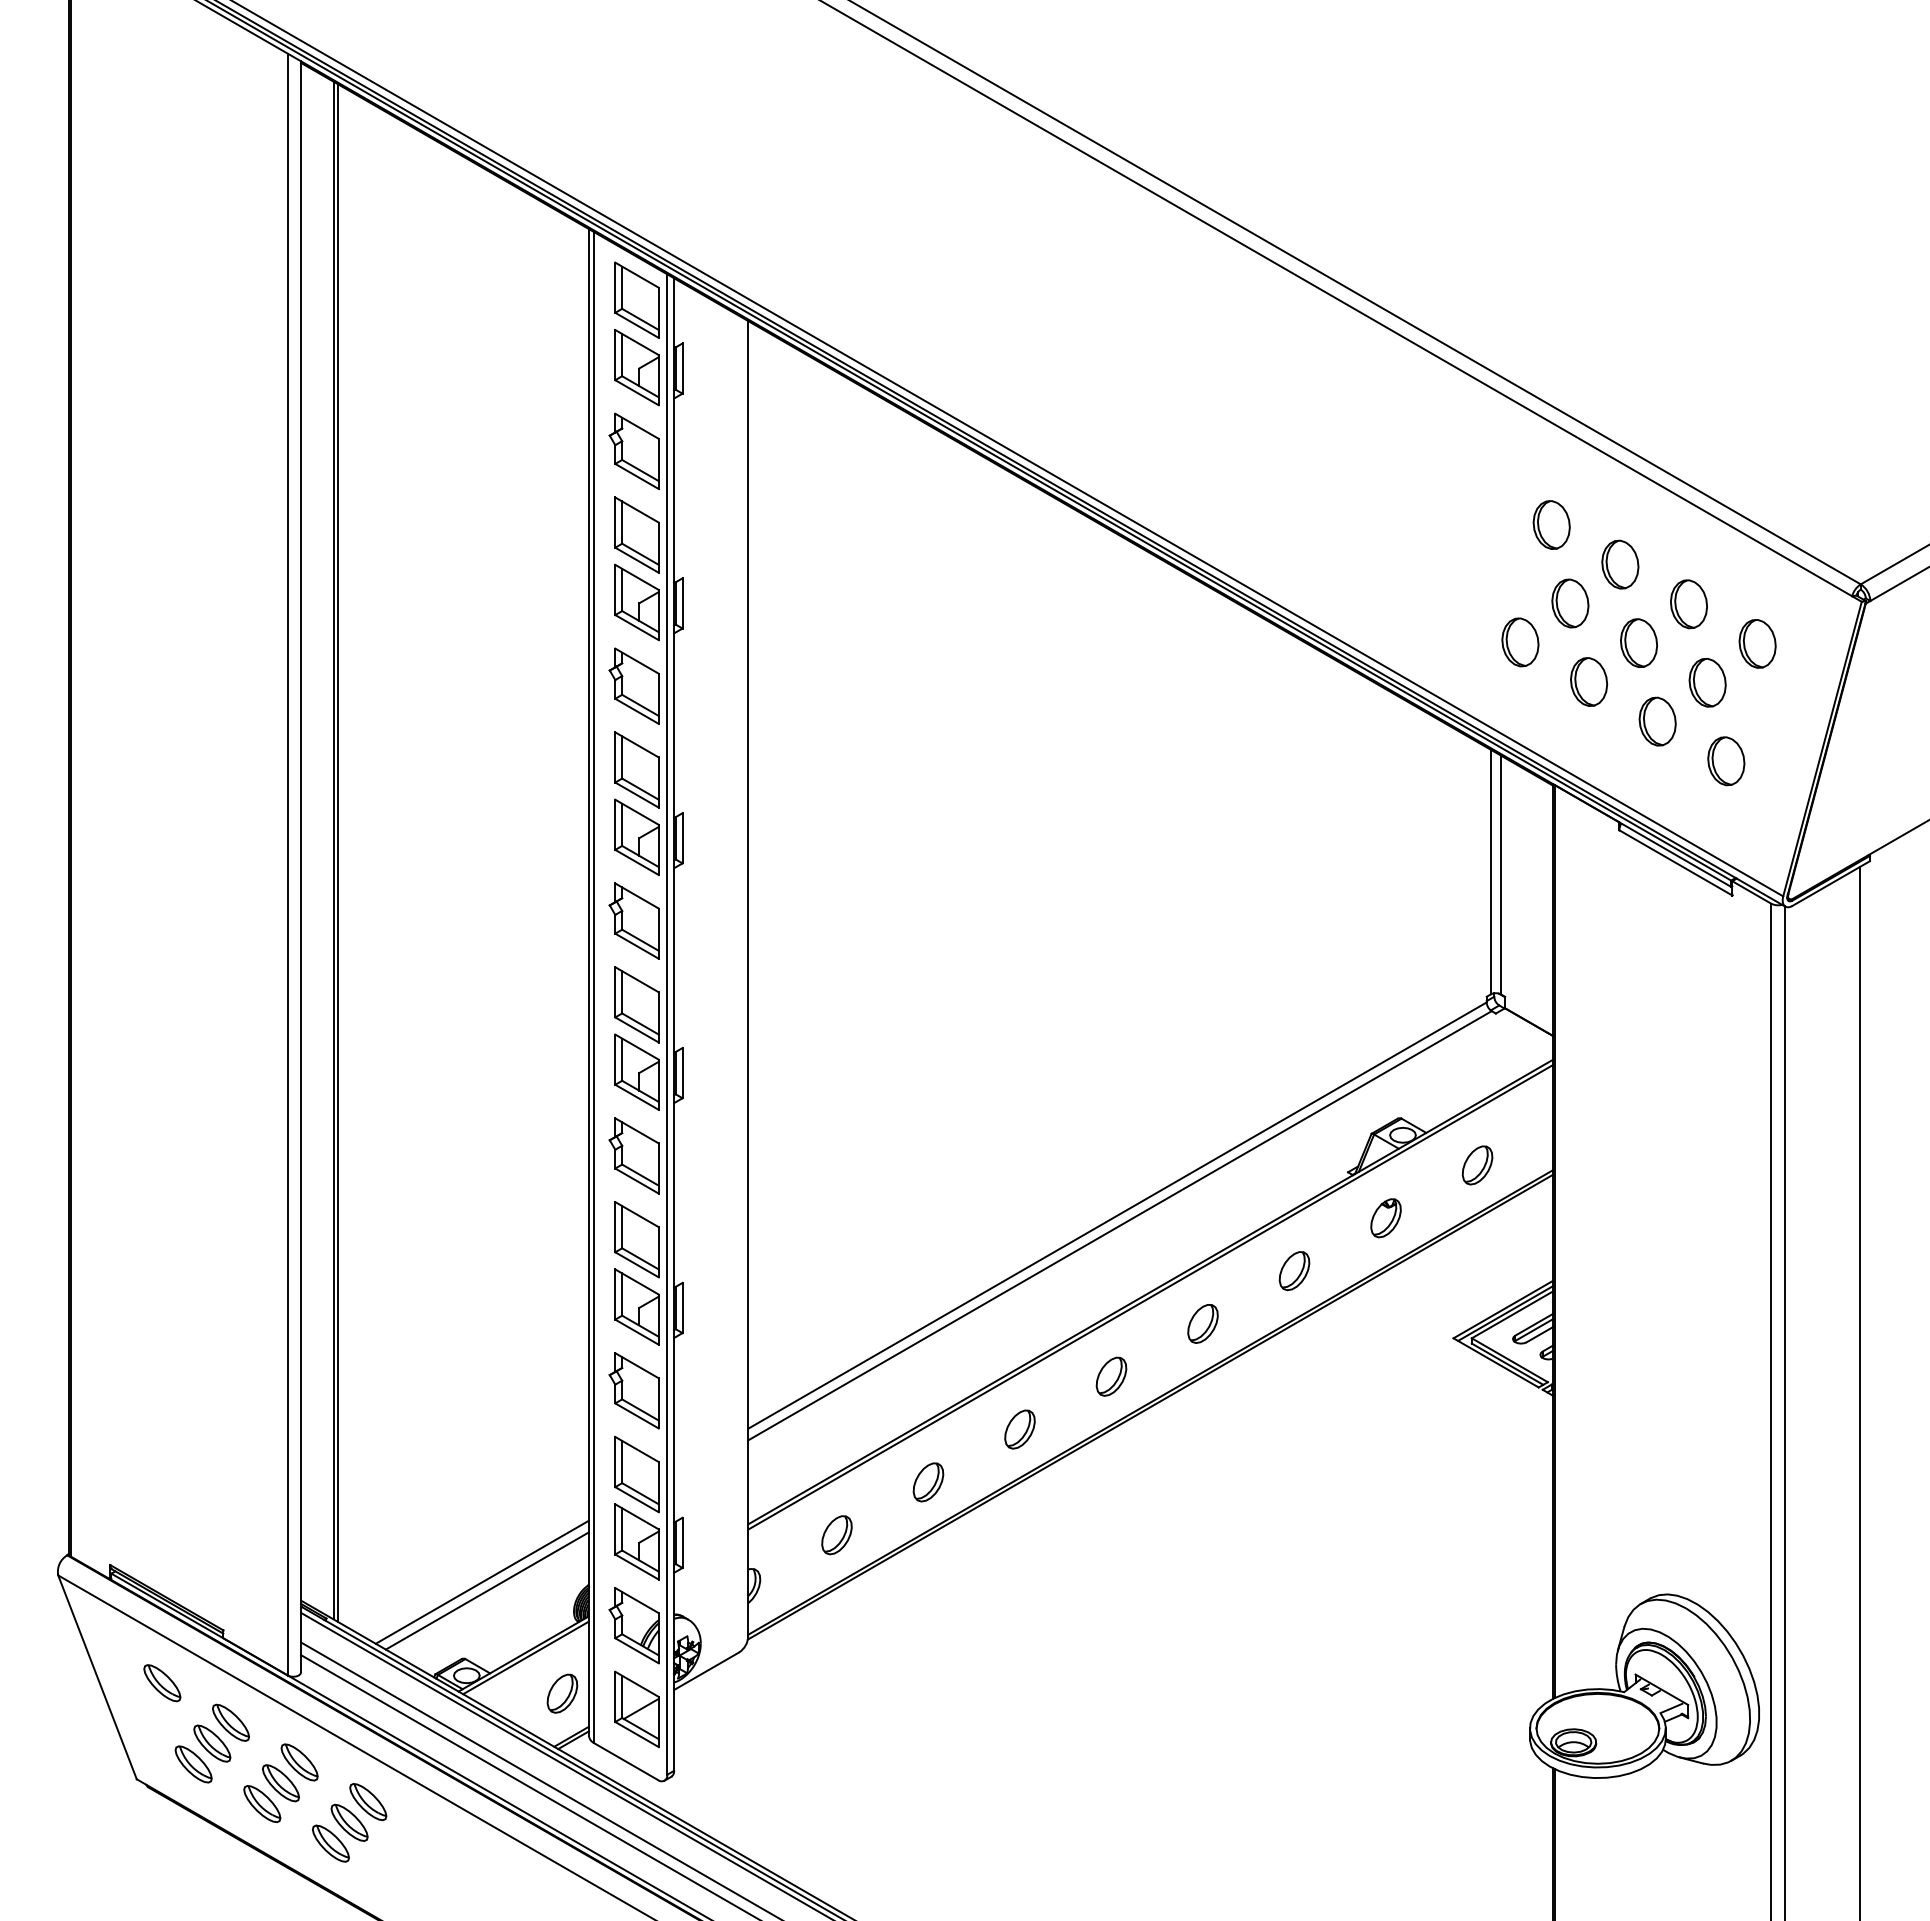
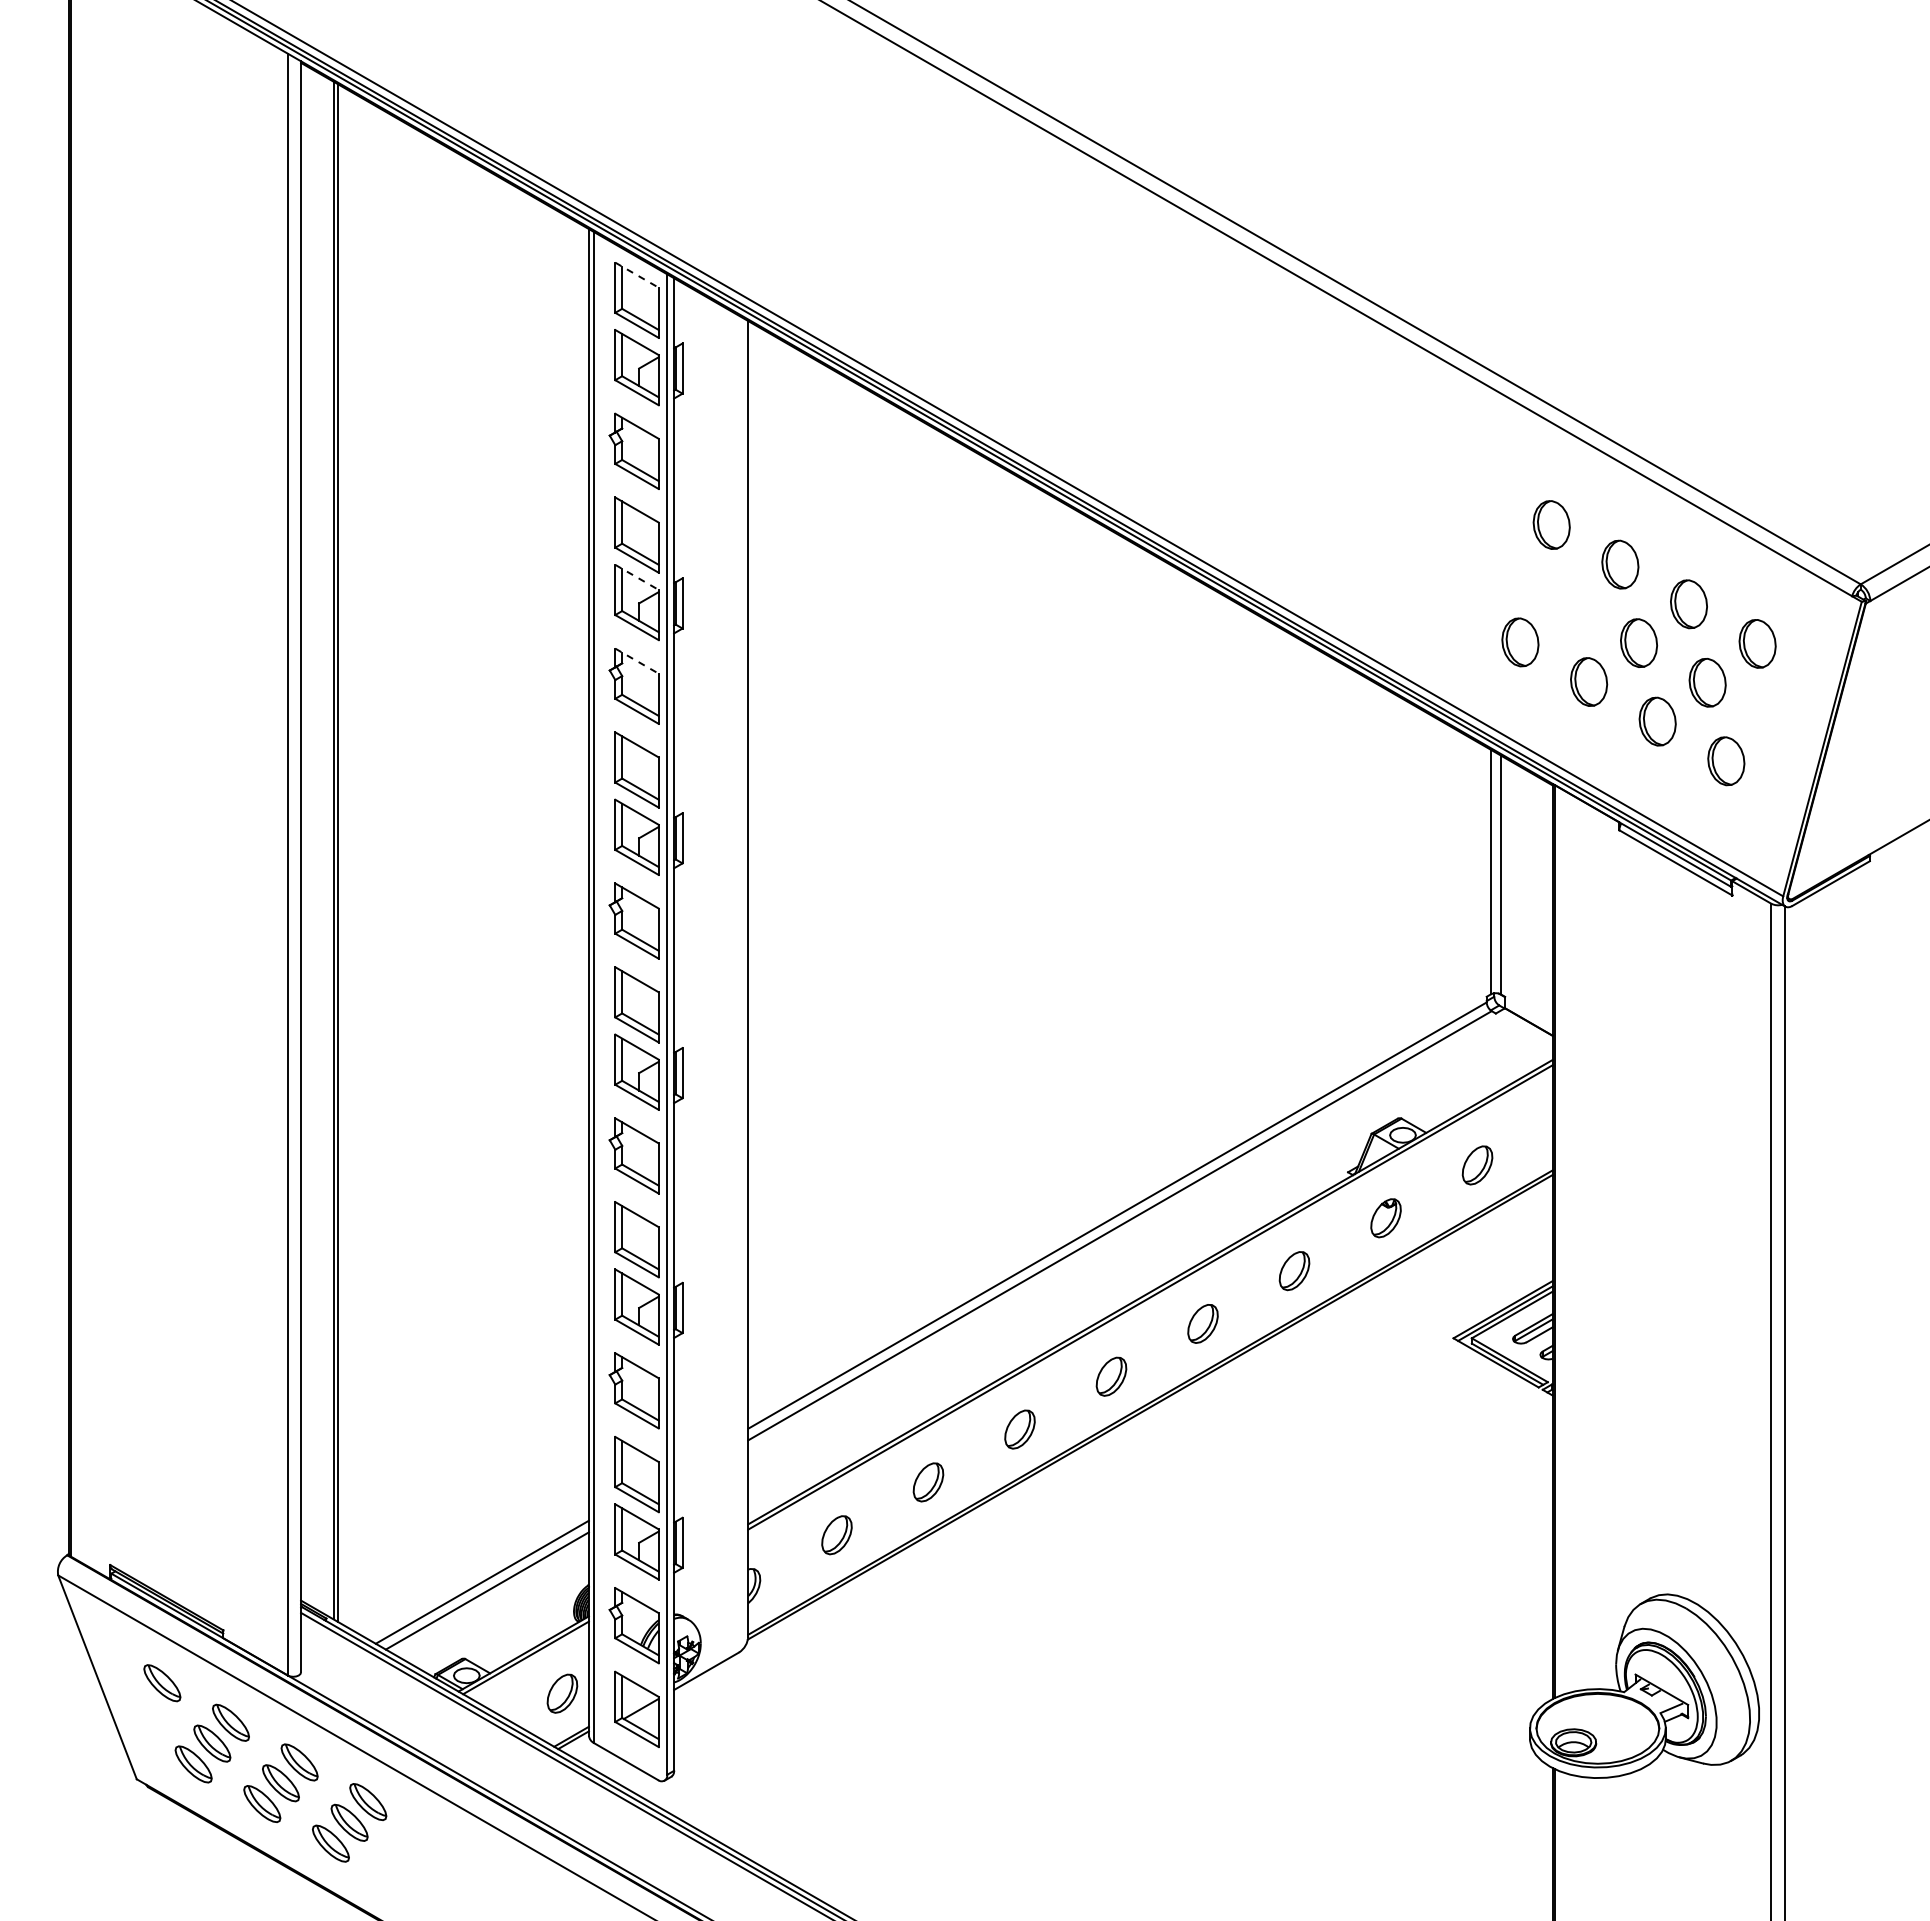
line: solid -> dashed (637, 275)
line: solid -> dashed (637, 577)
part: present -> none (1570, 603)
line: solid -> dashed (637, 661)
line: present -> none (1860, 1391)
line: present -> none (539, 1779)
line: present -> none (528, 1786)
